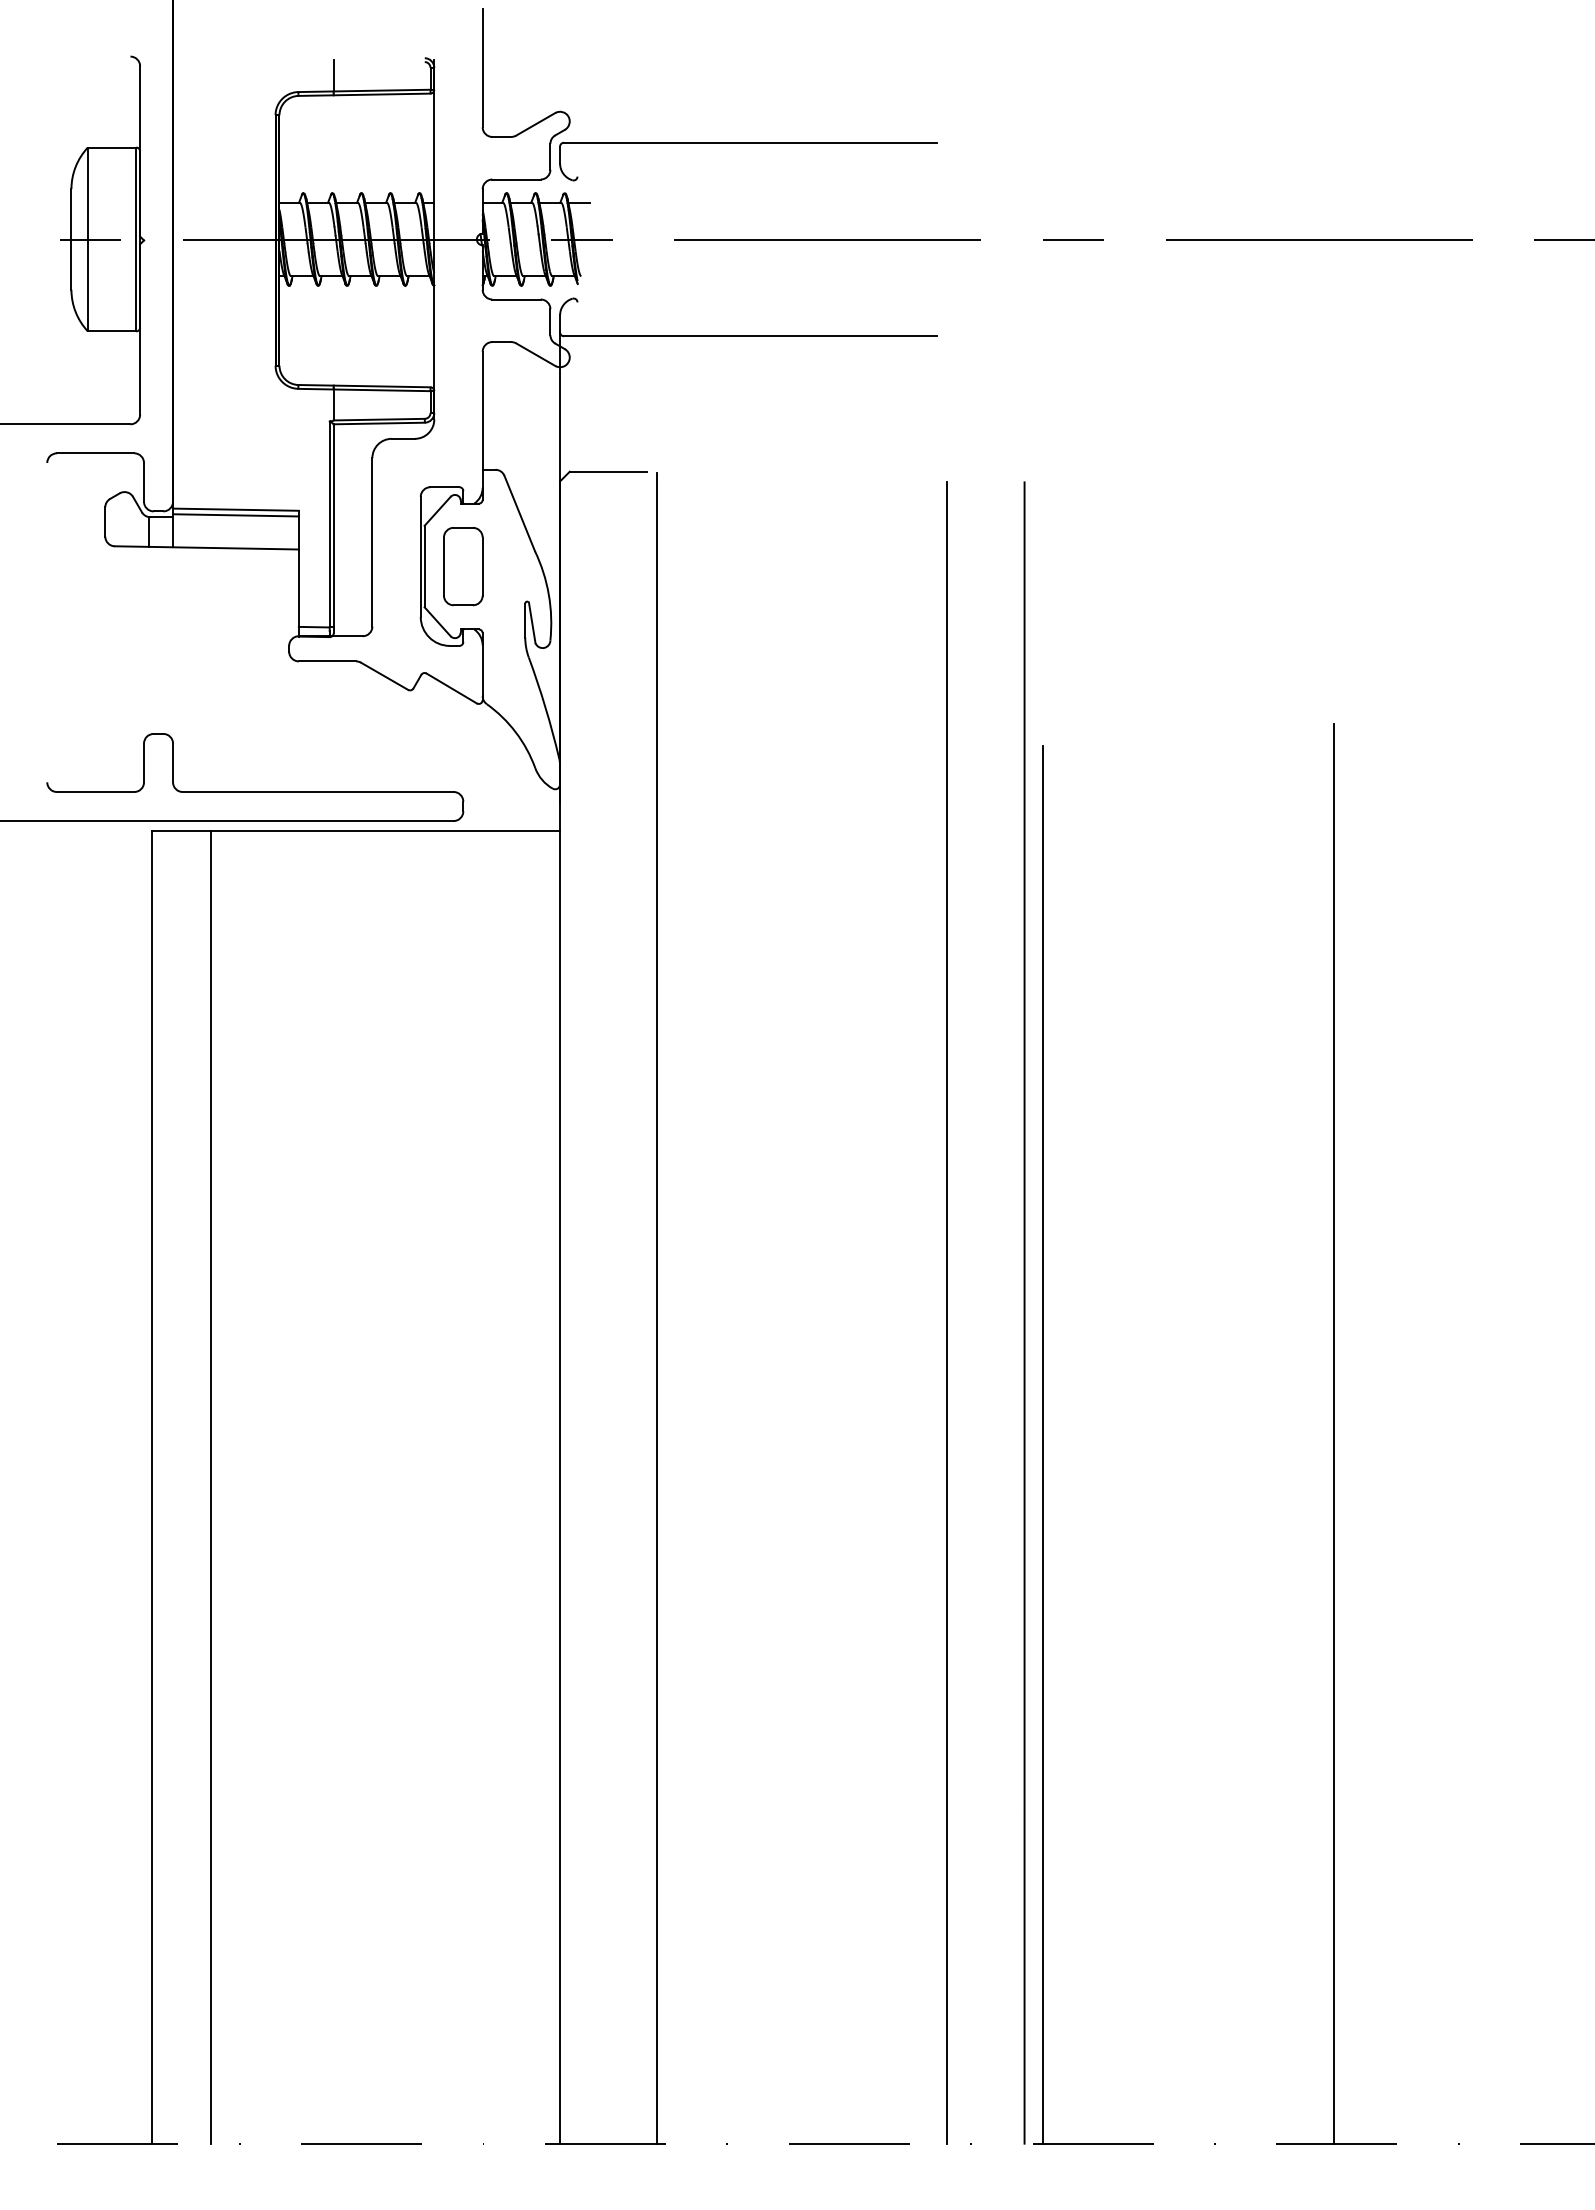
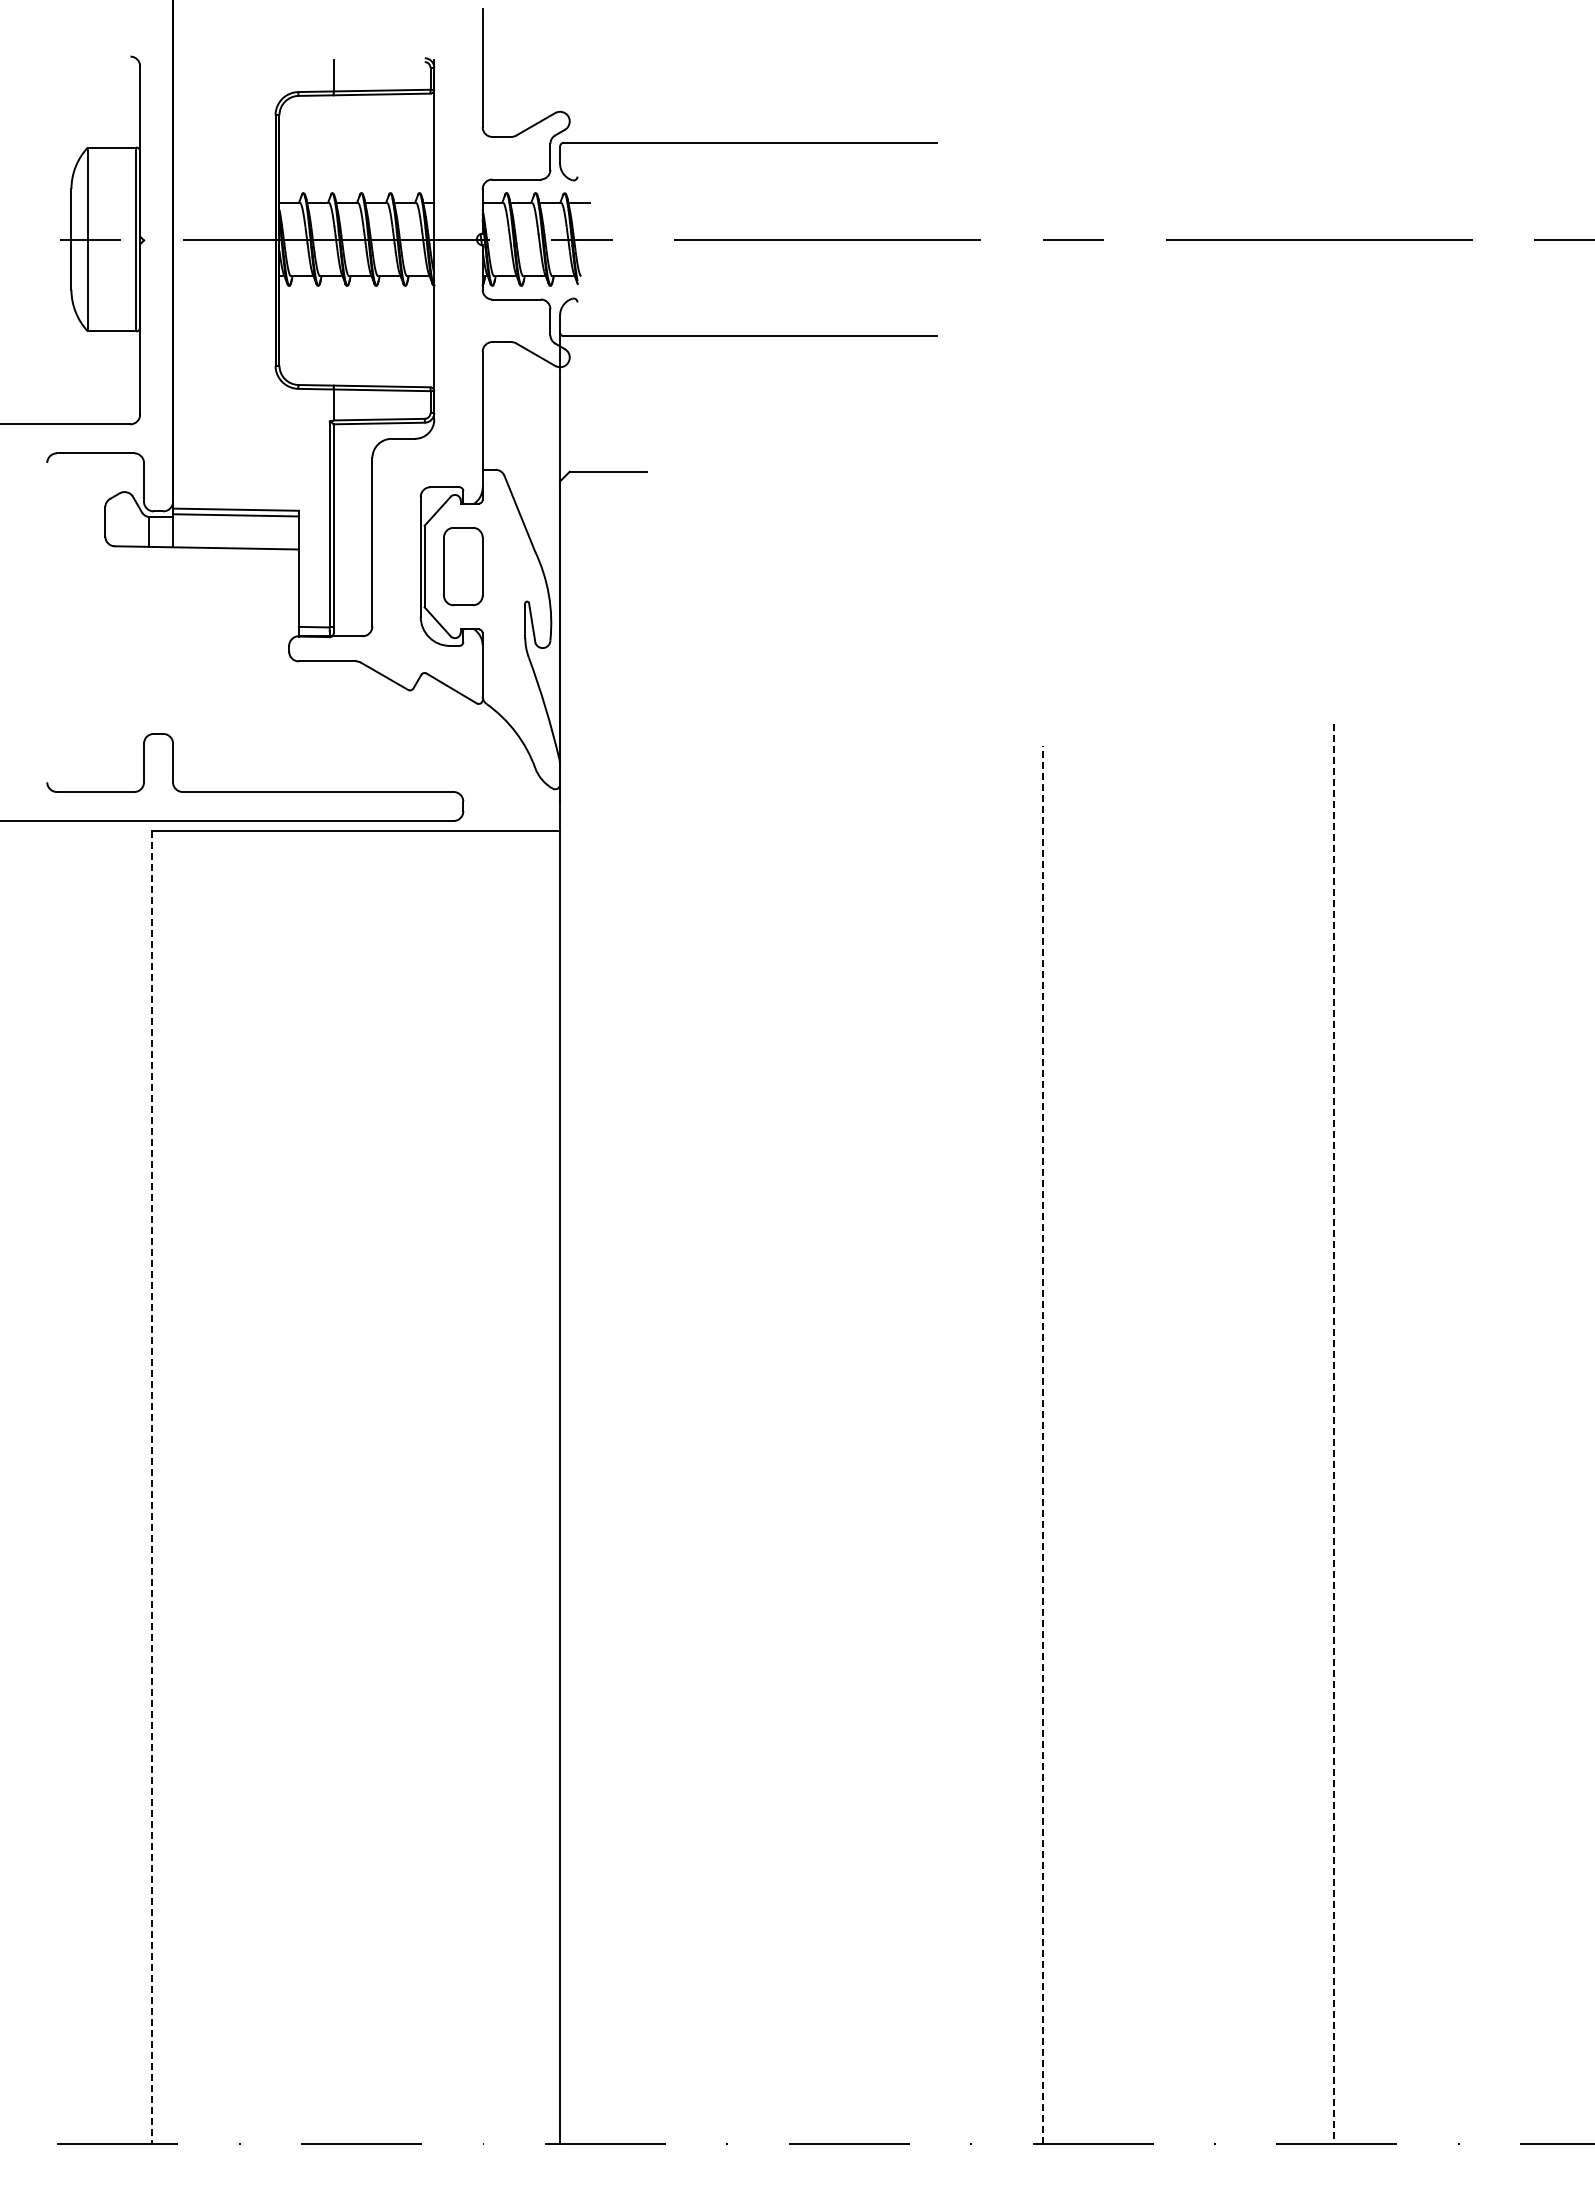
line: present -> none (656, 1307)
line: present -> none (947, 1312)
line: present -> none (1024, 1312)
line: solid -> dashed (1334, 1433)
line: solid -> dashed (1043, 1444)
line: present -> none (210, 1486)
line: solid -> dashed (152, 1487)
